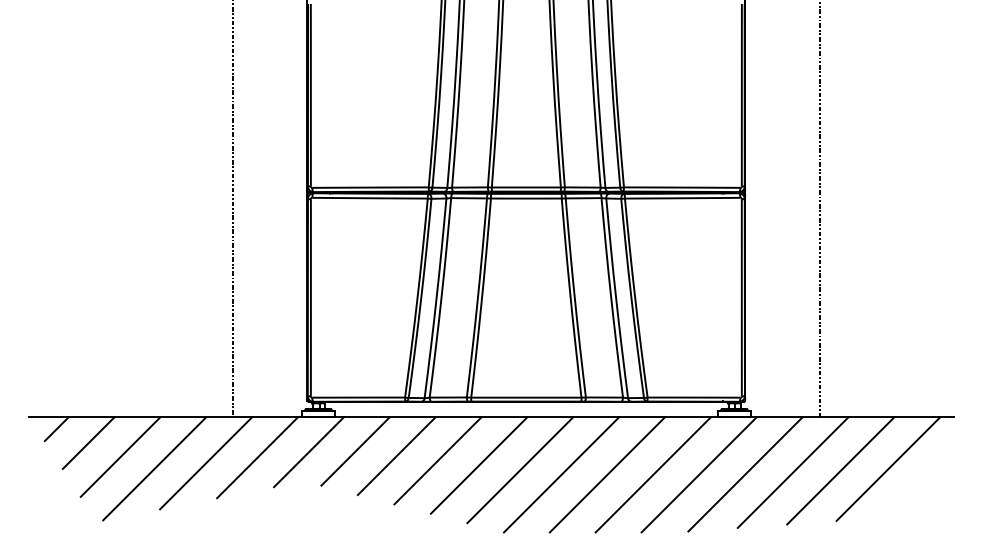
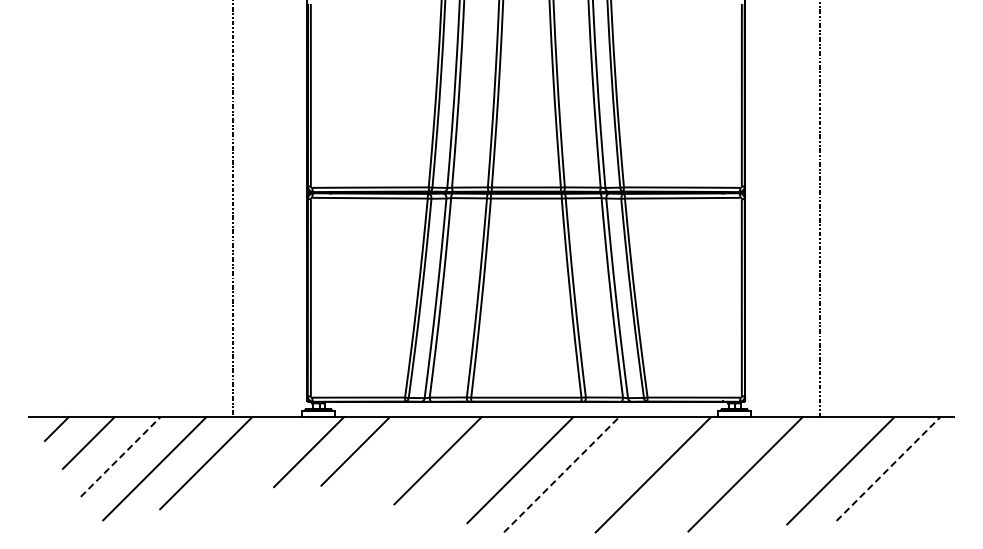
line: solid -> dashed (121, 456)
line: present -> none (396, 456)
line: present -> none (257, 457)
line: present -> none (478, 465)
line: solid -> dashed (888, 468)
line: present -> none (792, 472)
line: solid -> dashed (562, 474)
line: present -> none (607, 474)
line: present -> none (698, 474)
